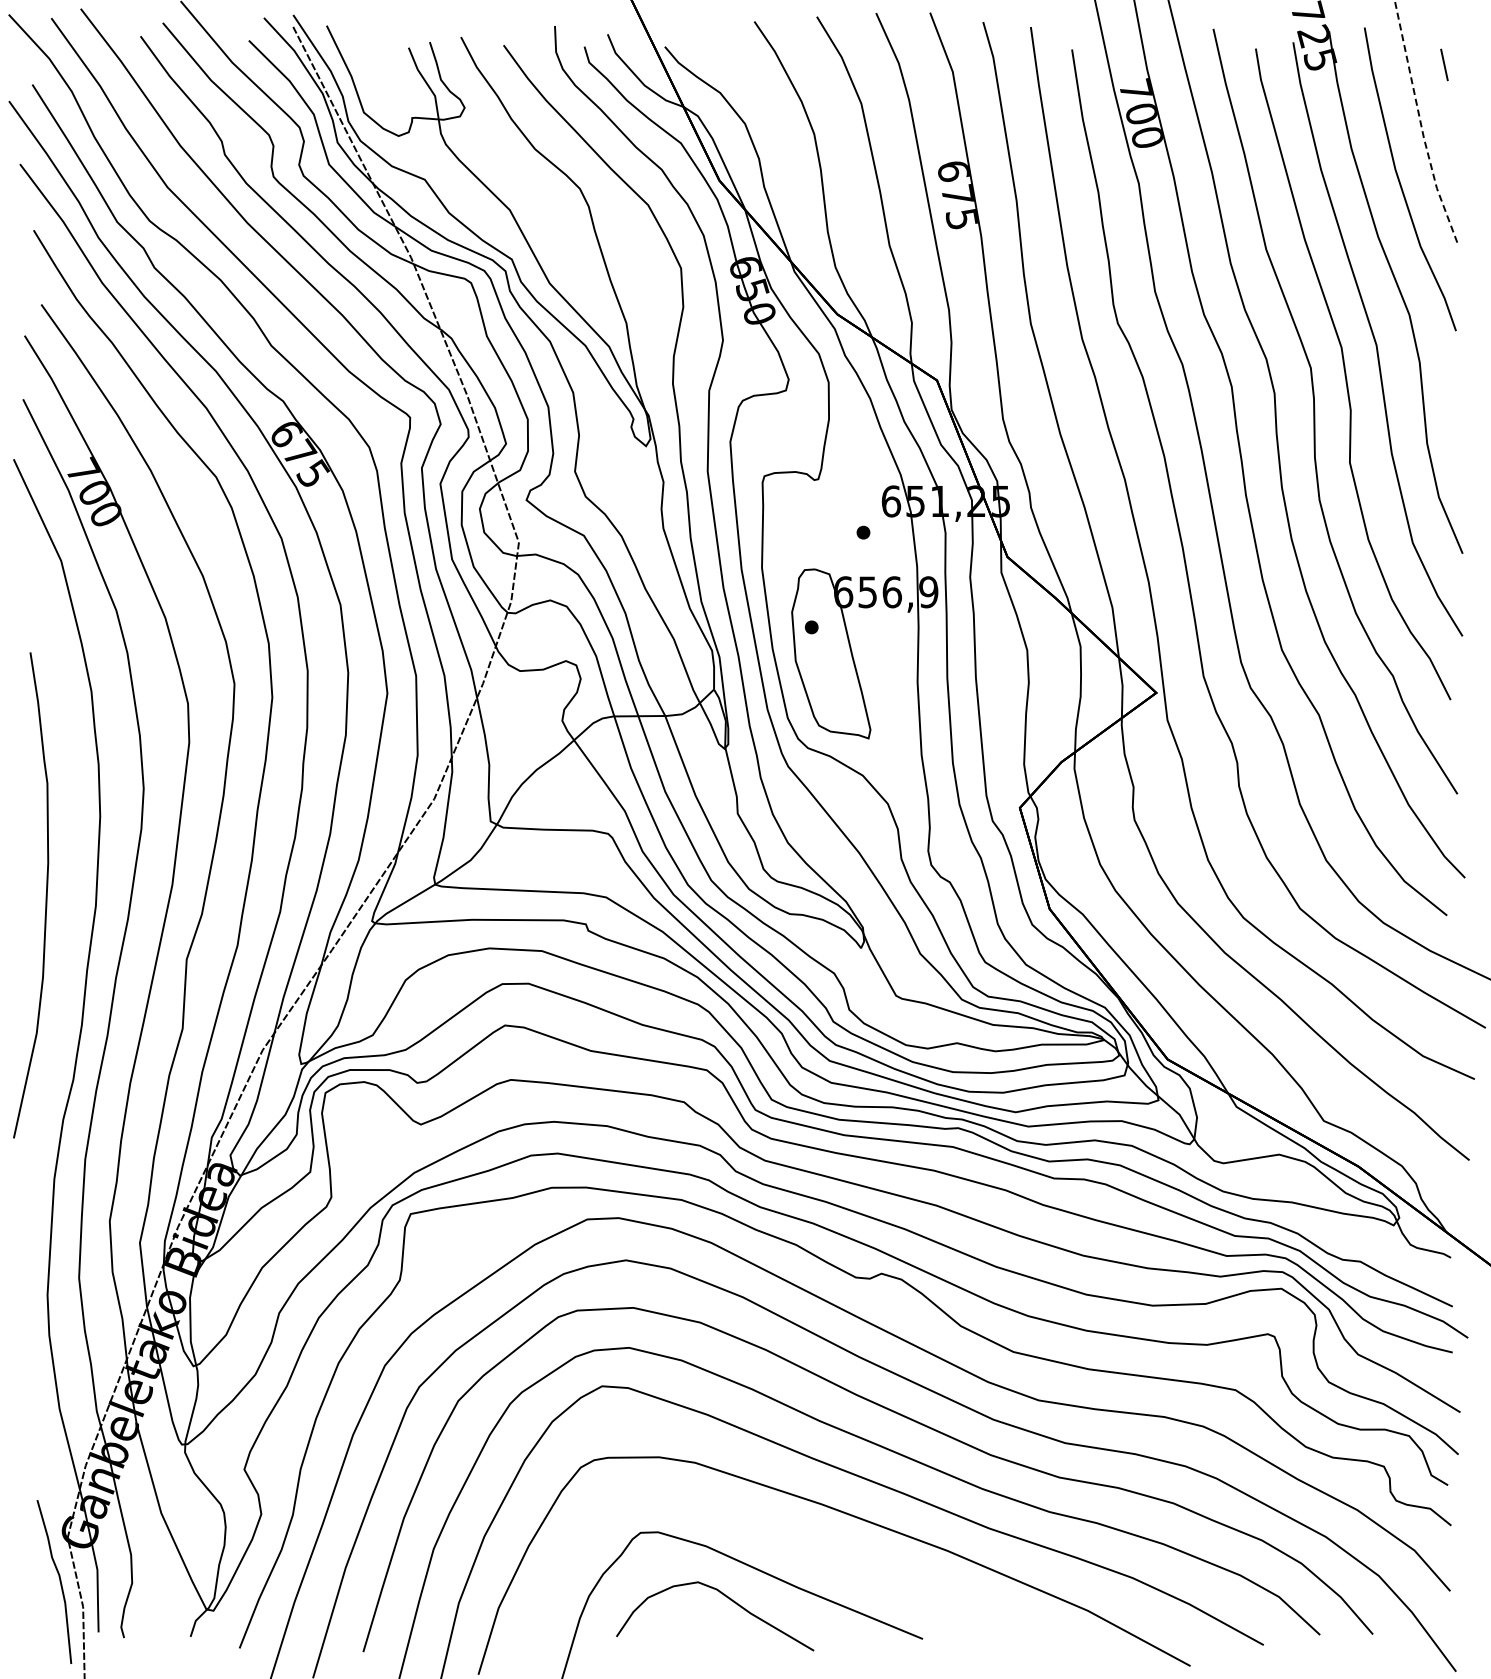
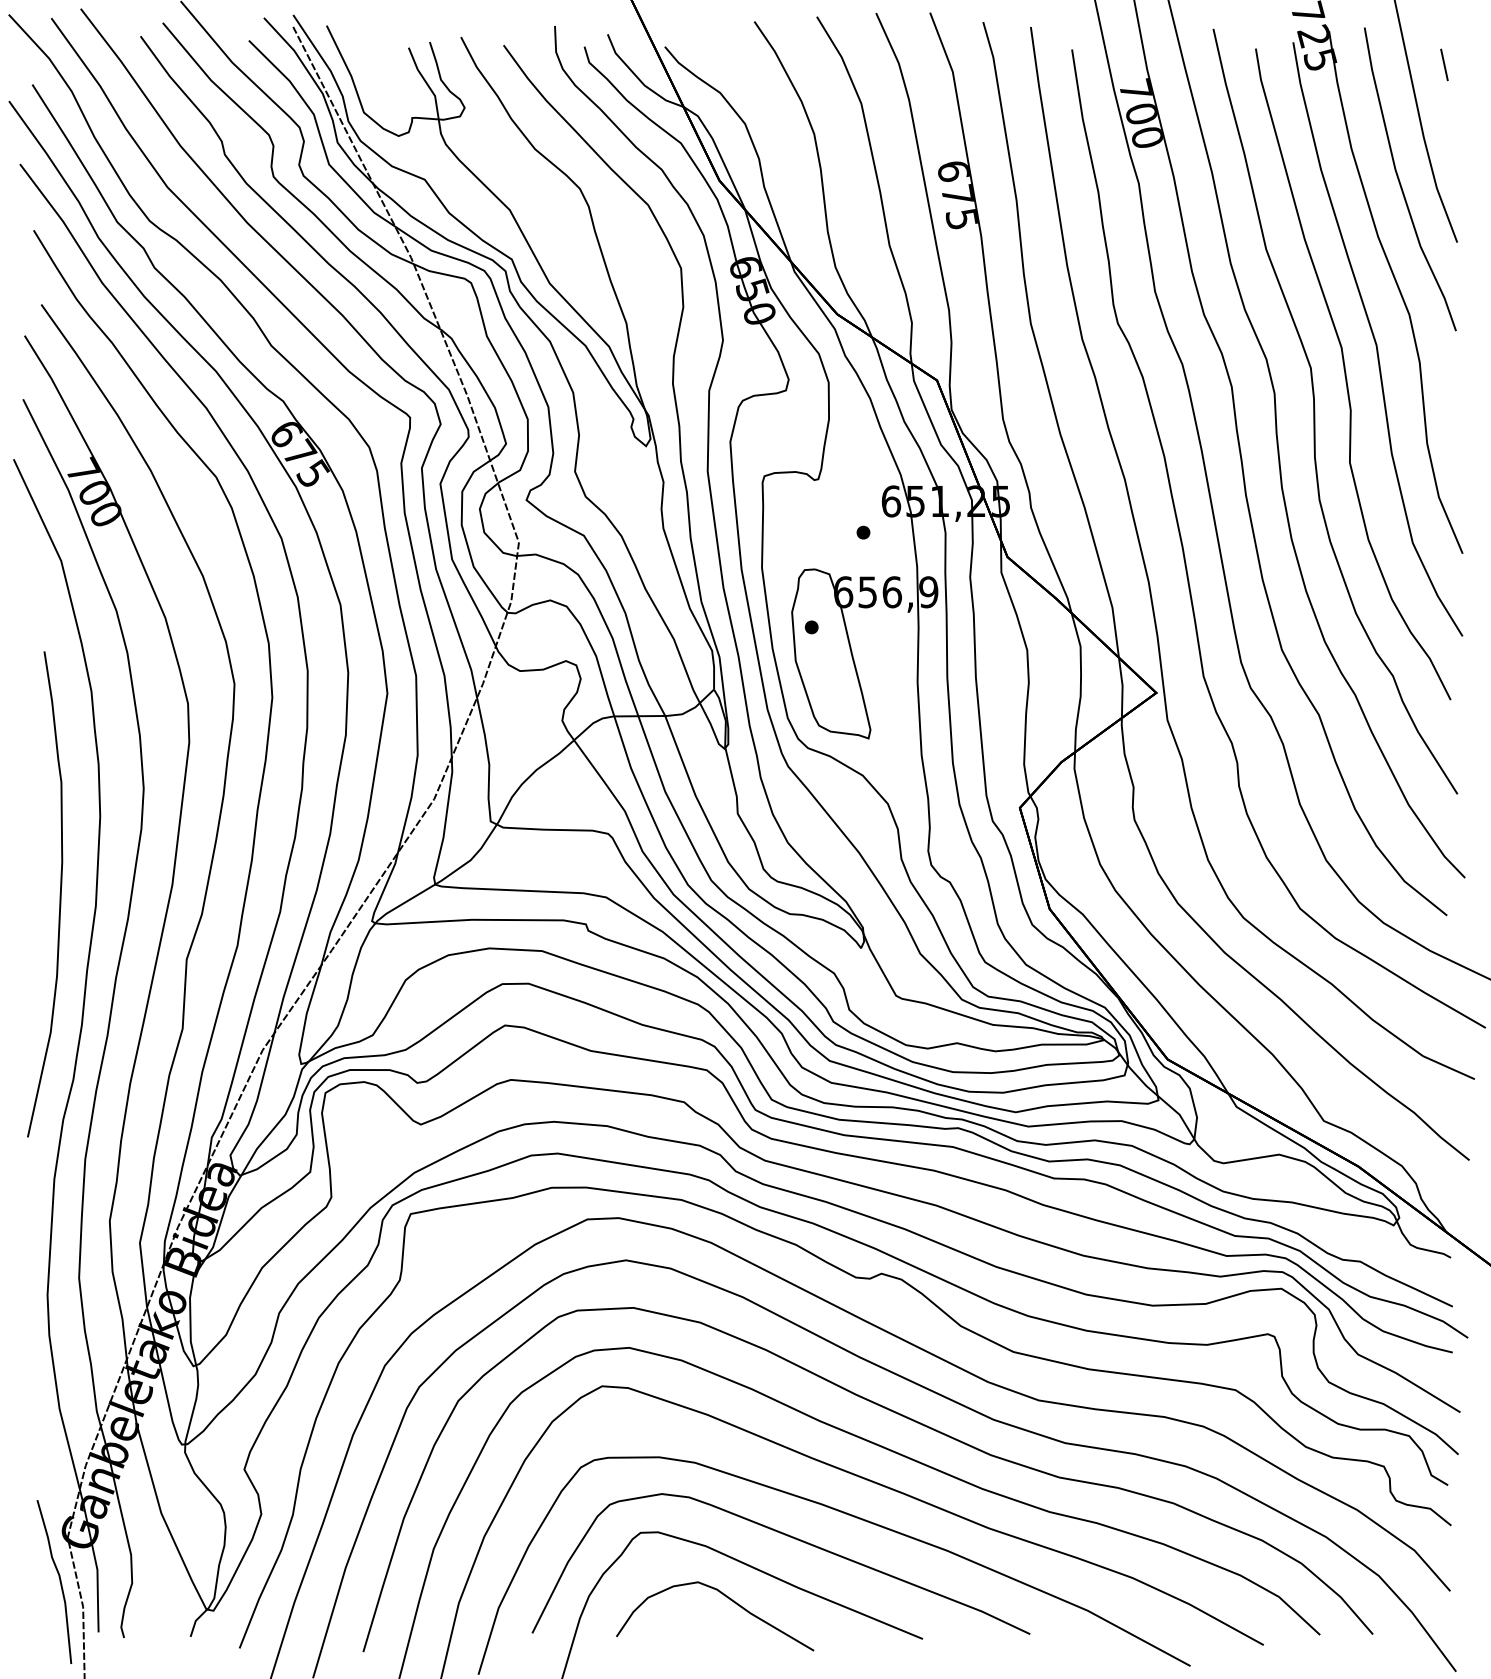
line: dashed -> solid (1421, 124)
curve position: (45, 895) -> (59, 894) (59, 894)
curve: none -> present (789, 1537)
